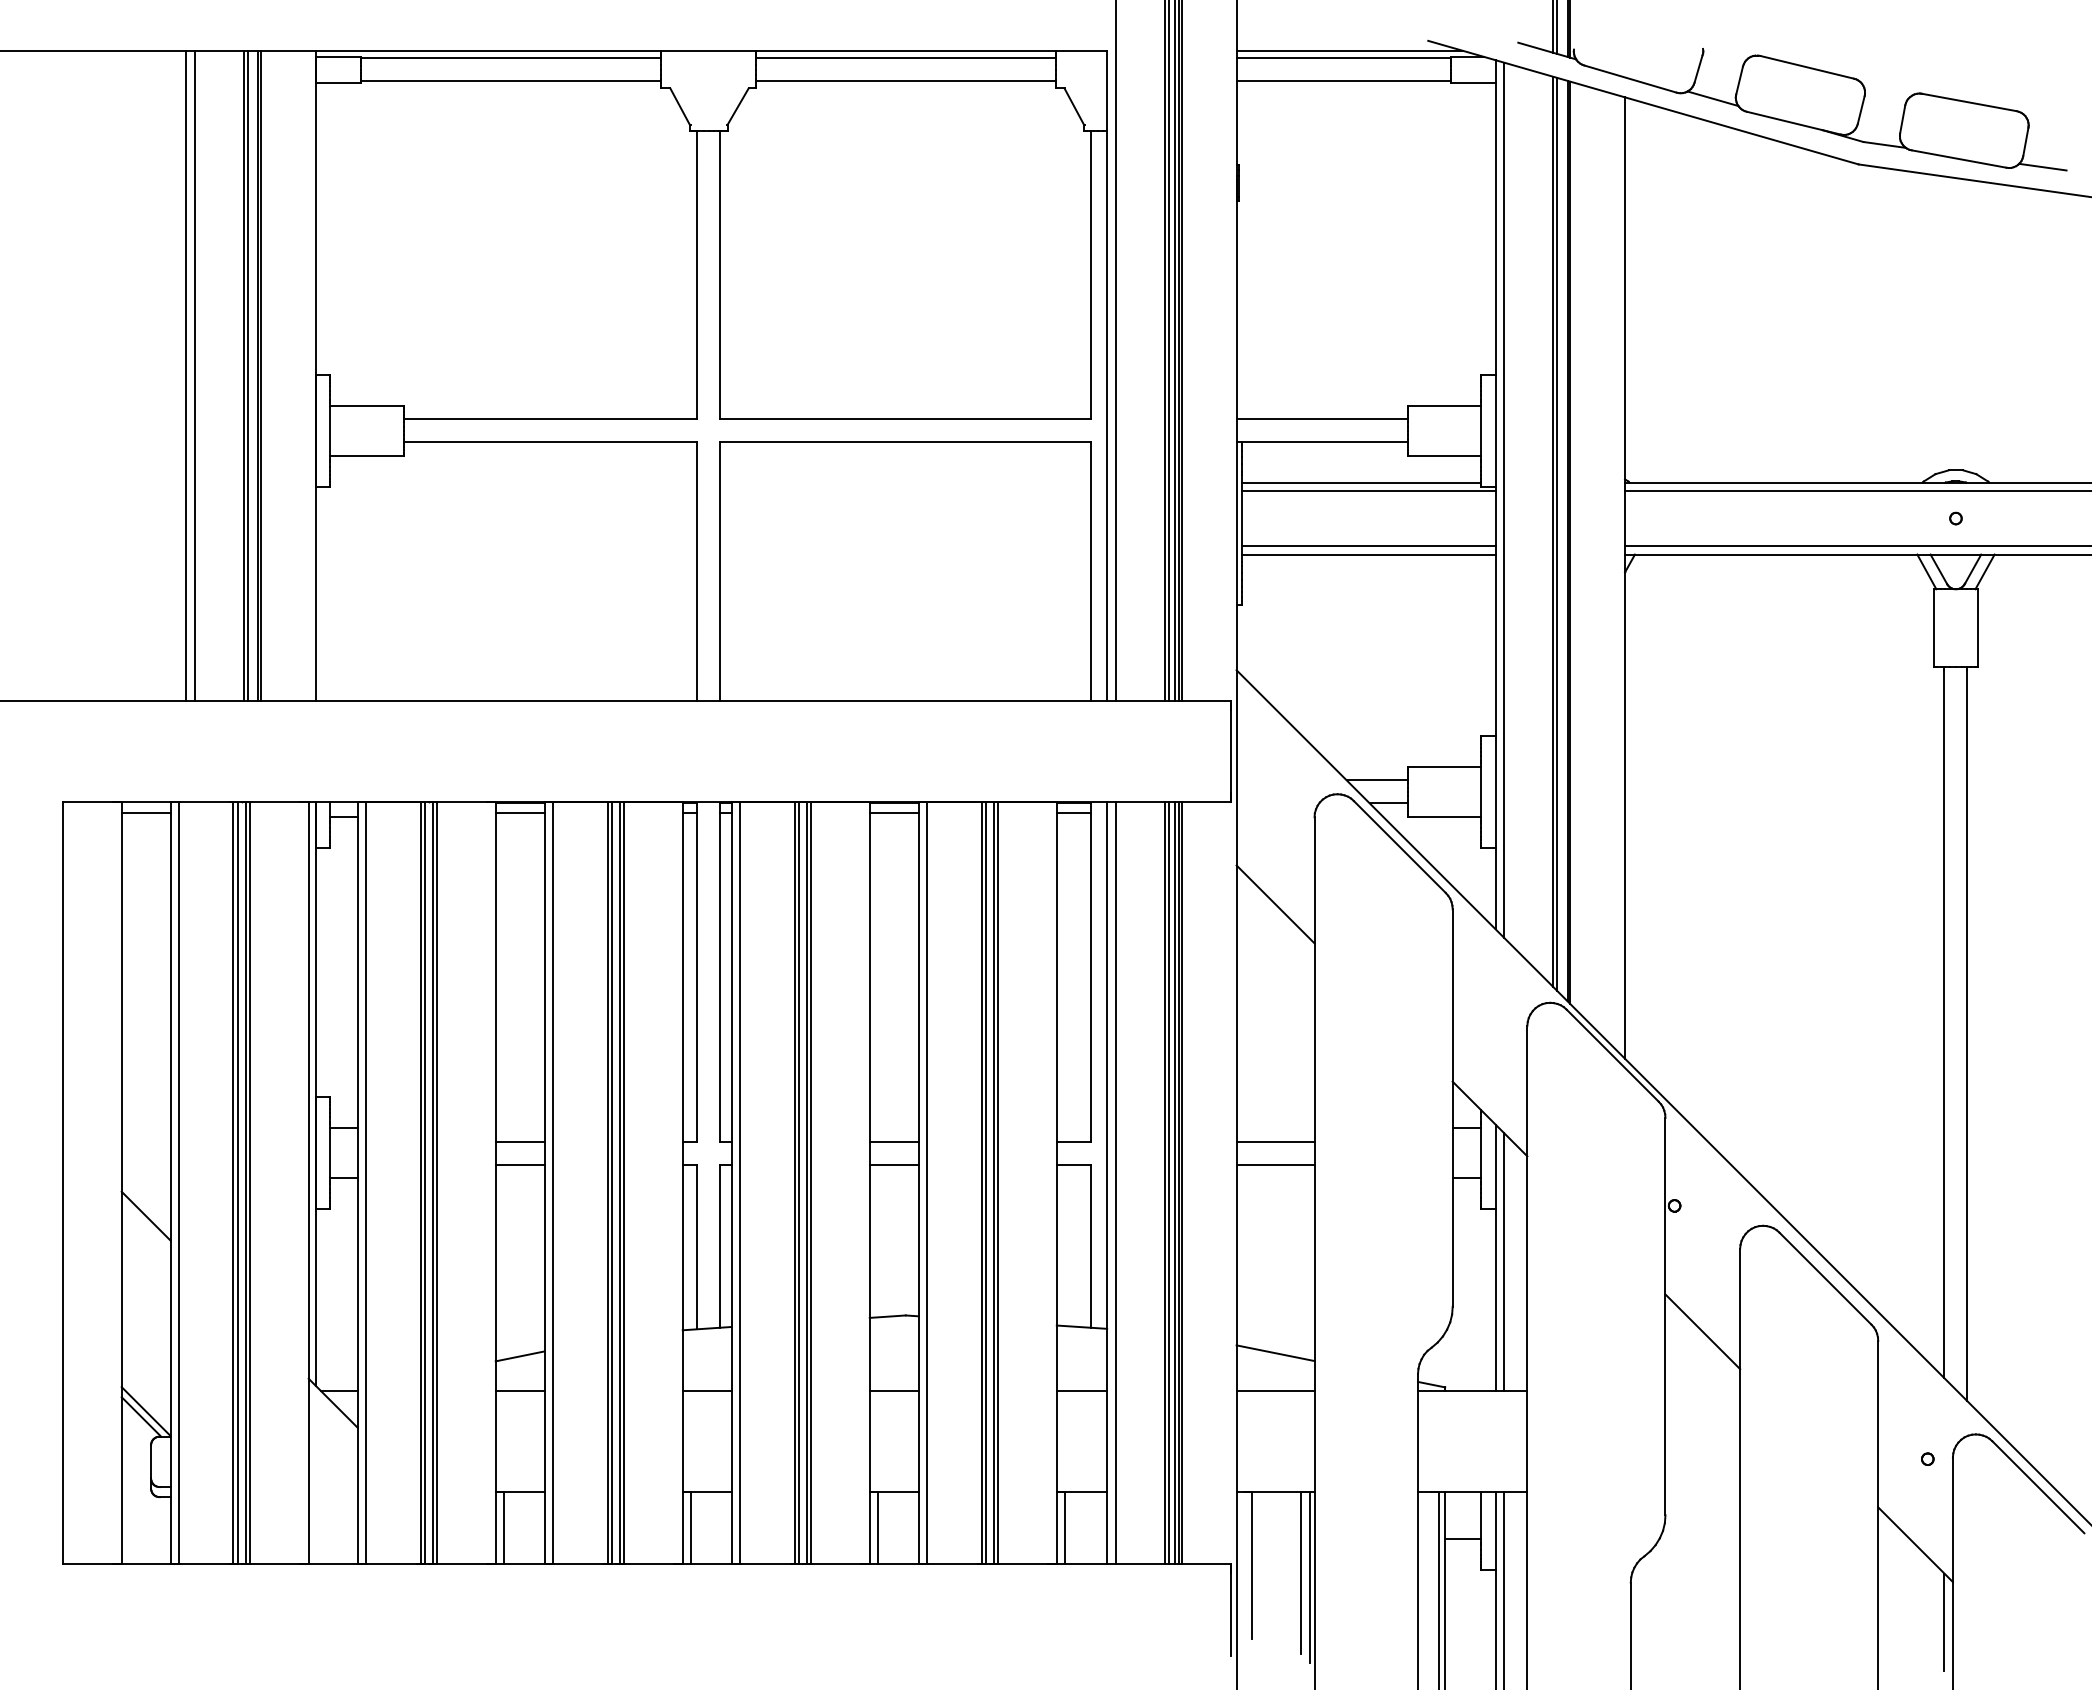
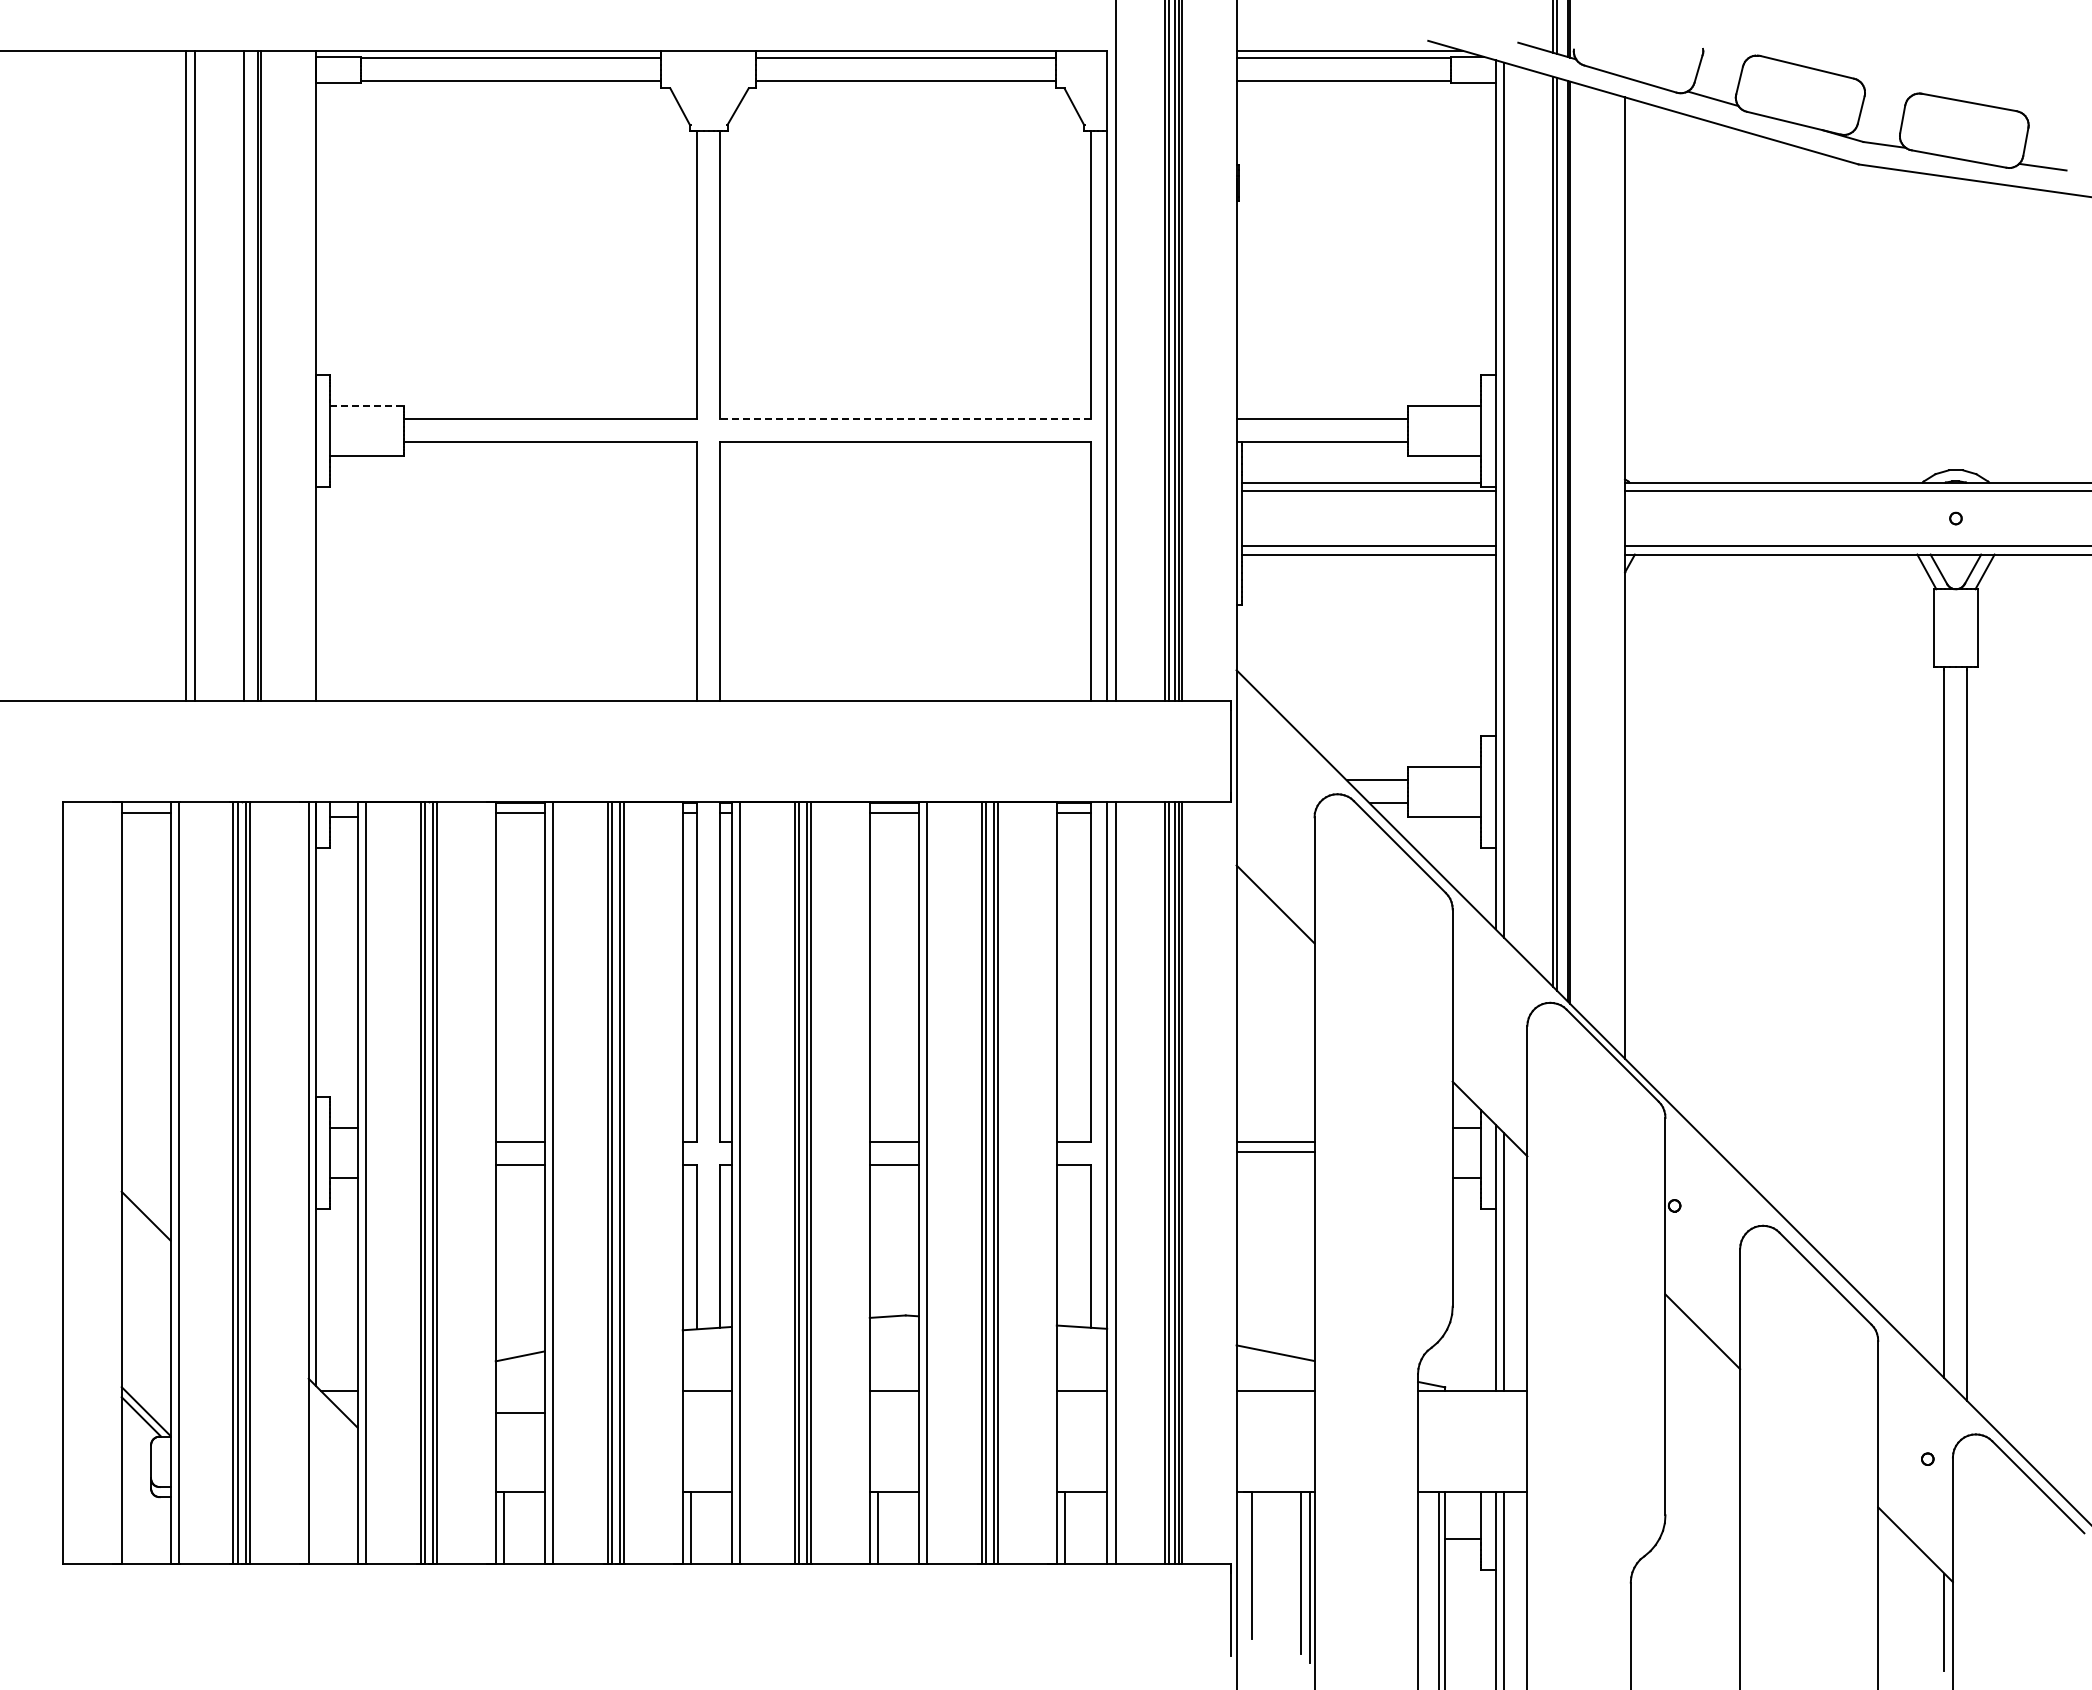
line: present -> none (248, 375)
line: solid -> dashed (367, 405)
line: solid -> dashed (905, 419)
line position: (1275, 1164) -> (1275, 1151) (1275, 1151)
line position: (519, 1390) -> (519, 1412) (519, 1412)
